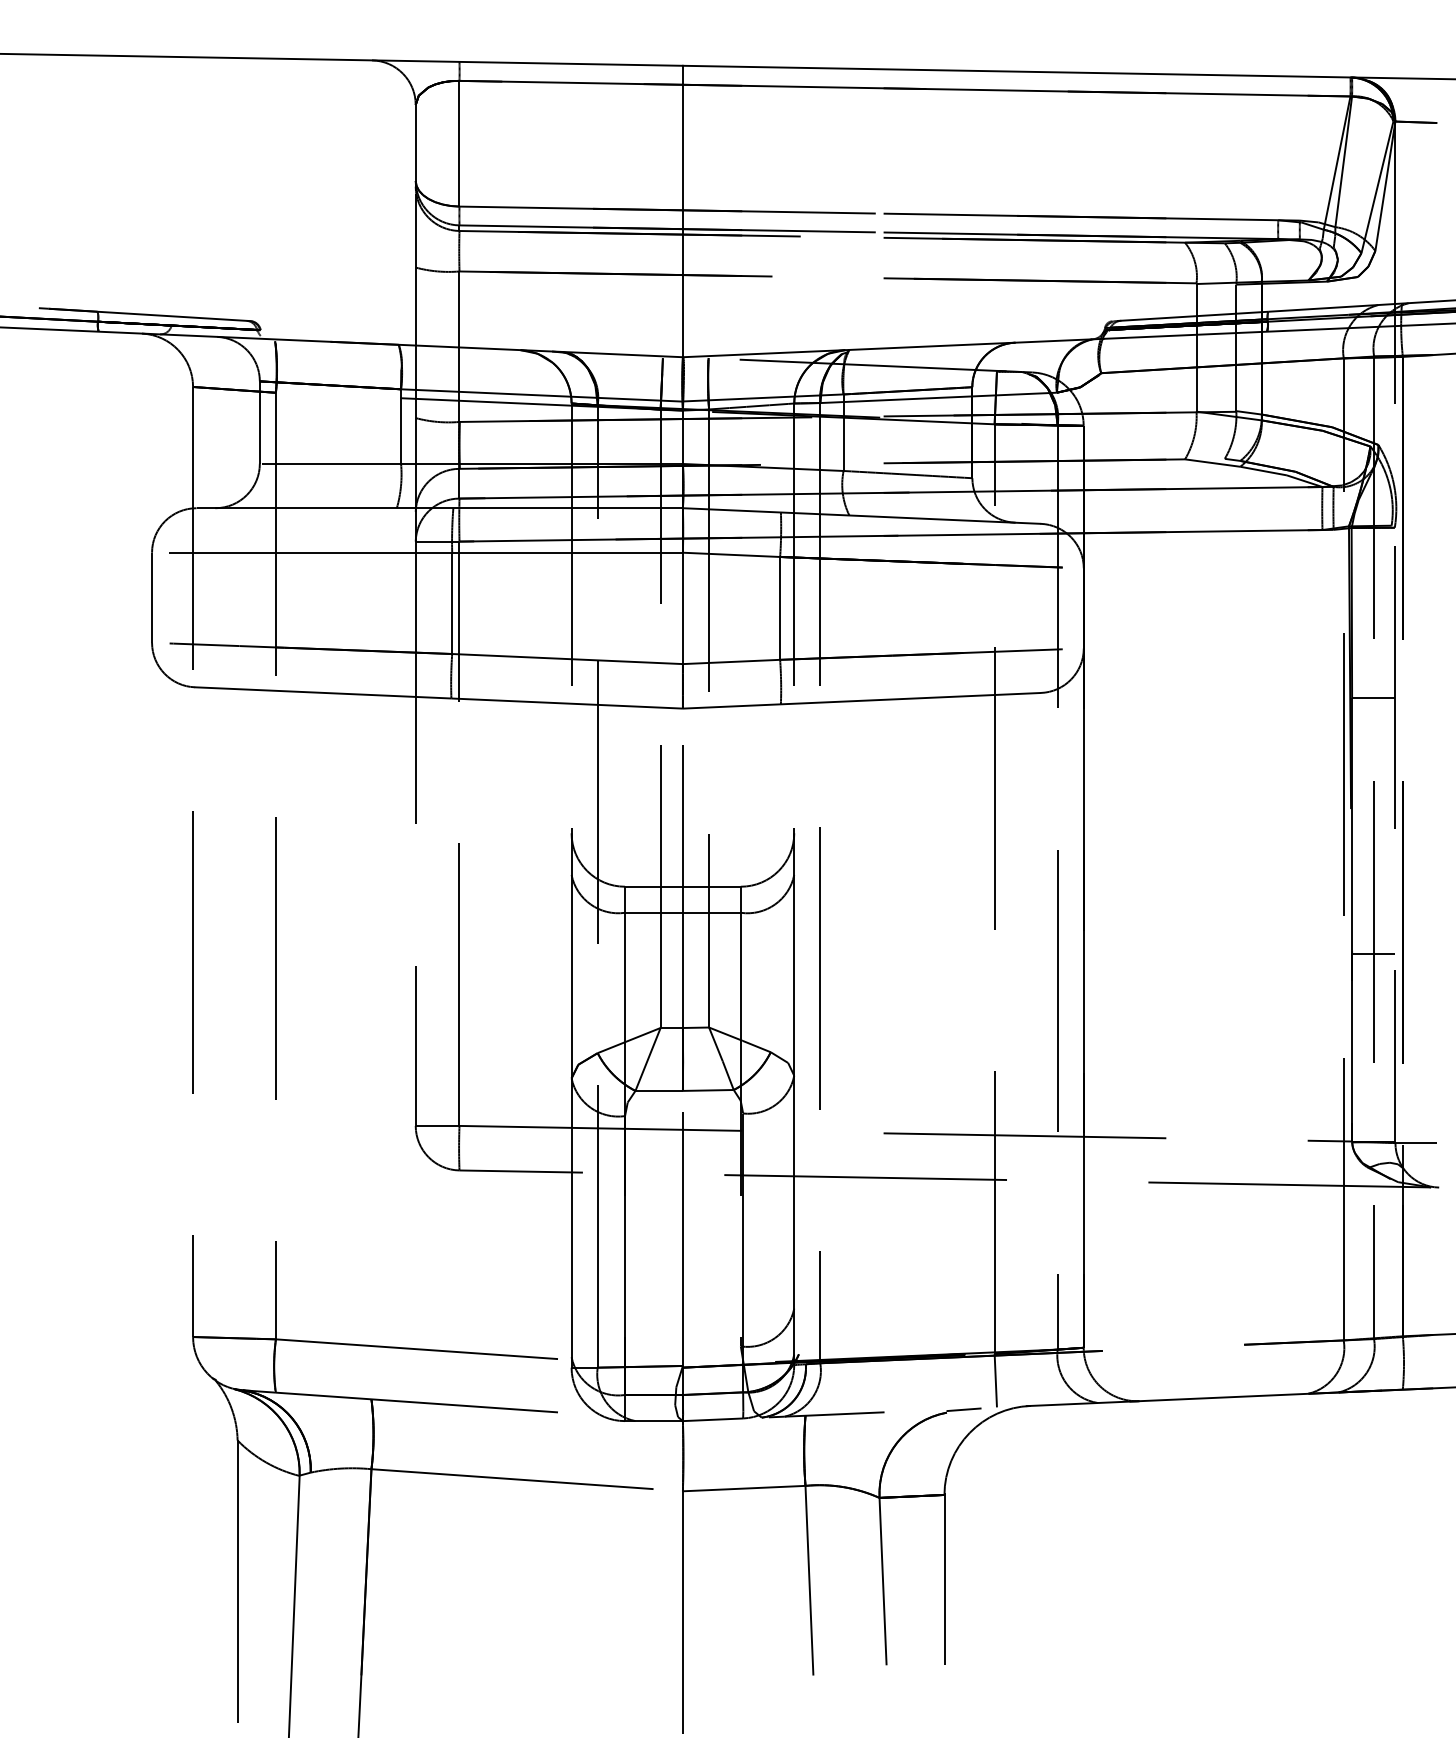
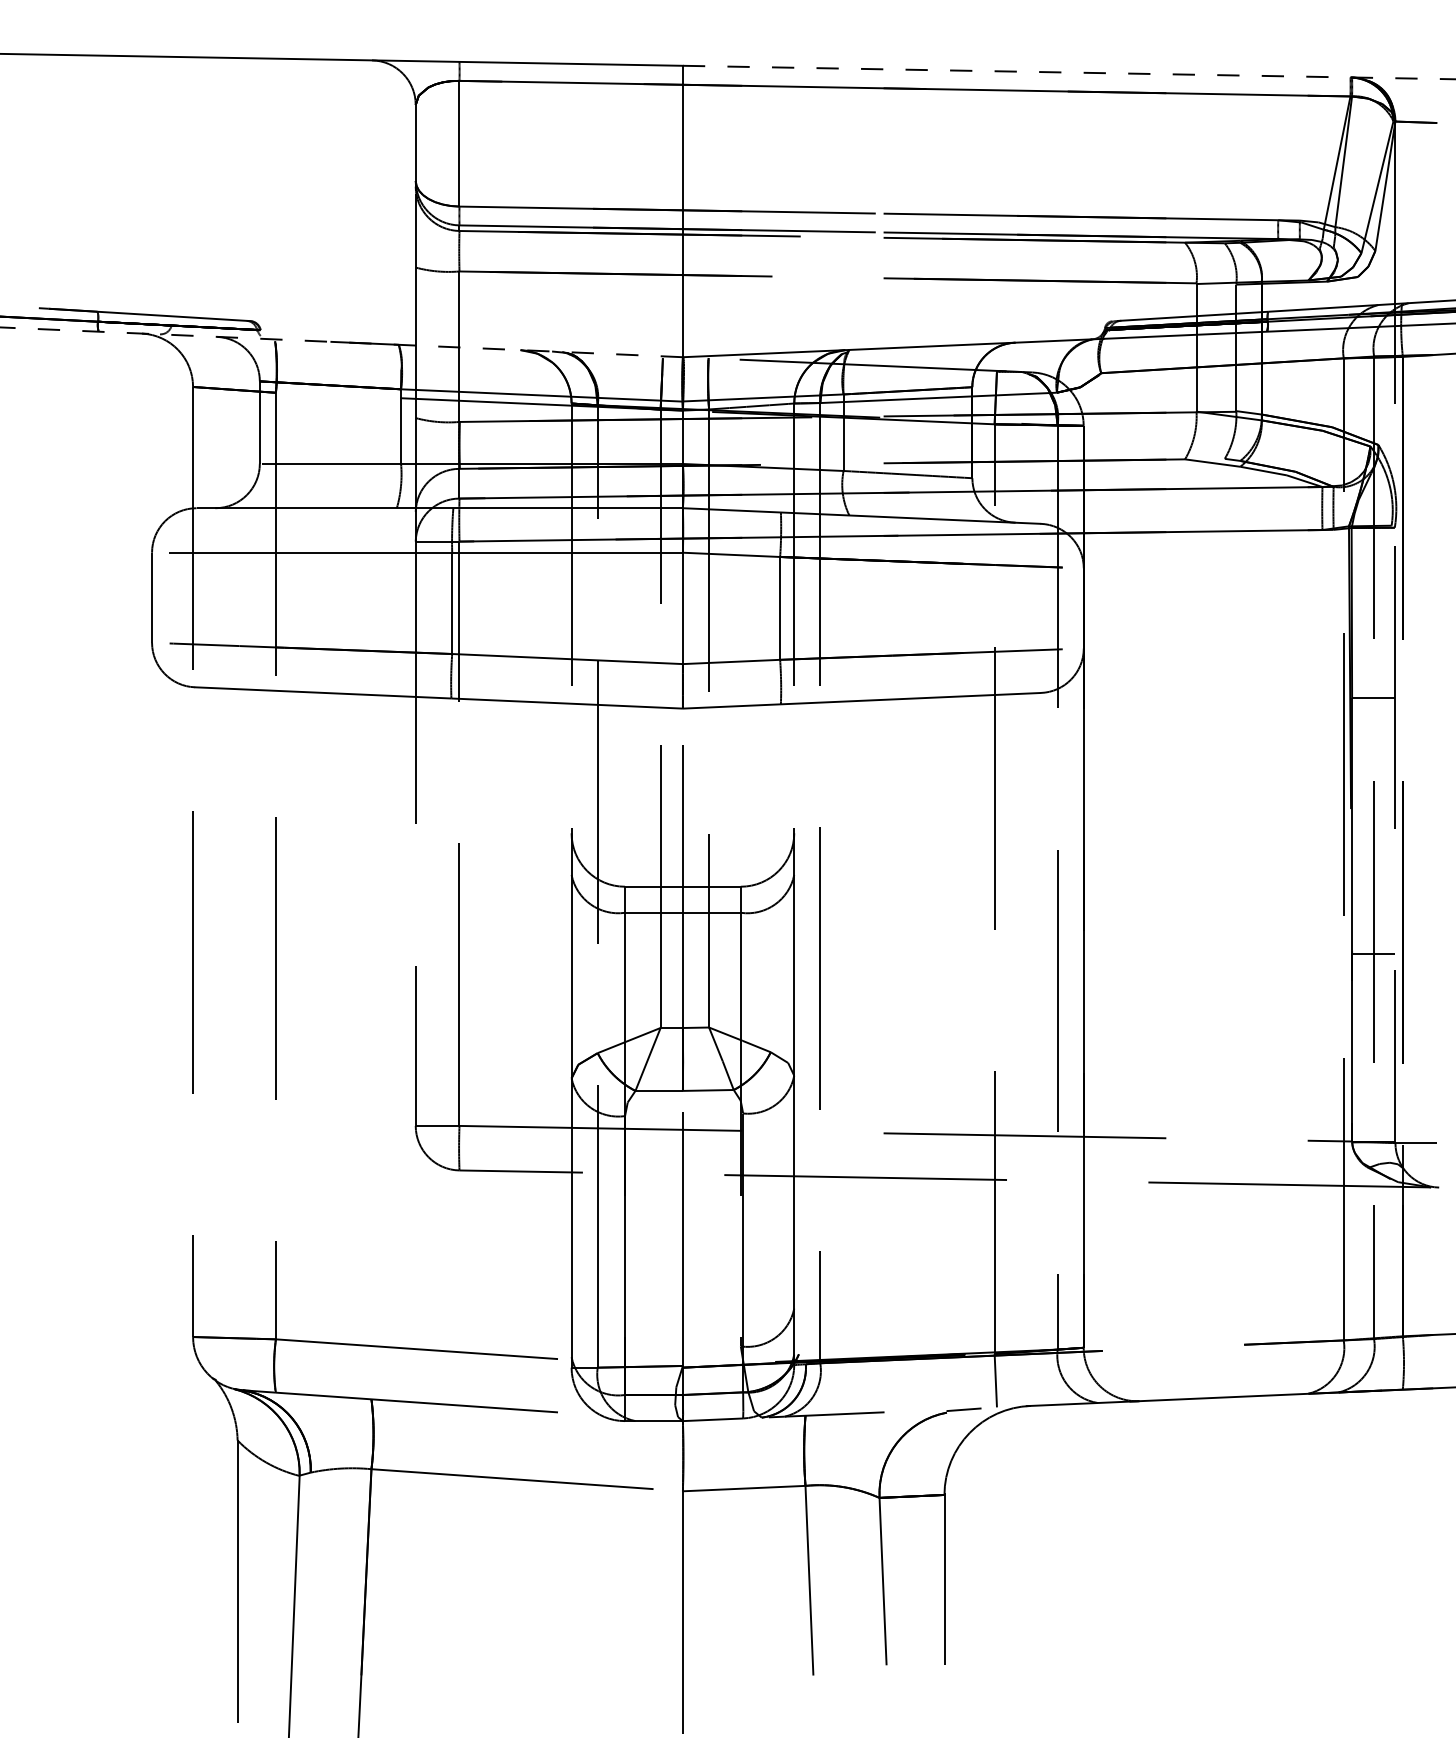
line: solid -> dashed (1069, 72)
line: solid -> dashed (341, 342)
